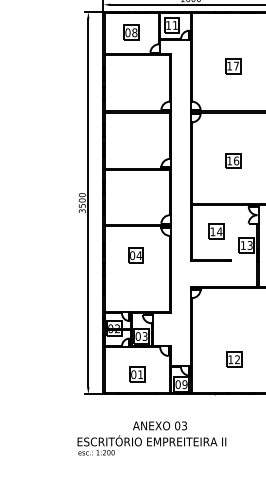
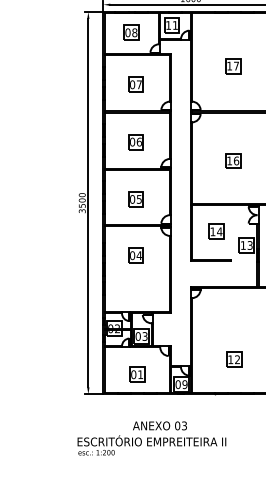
part: none -> present (135, 84)
part: none -> present (135, 142)
part: none -> present (135, 199)
